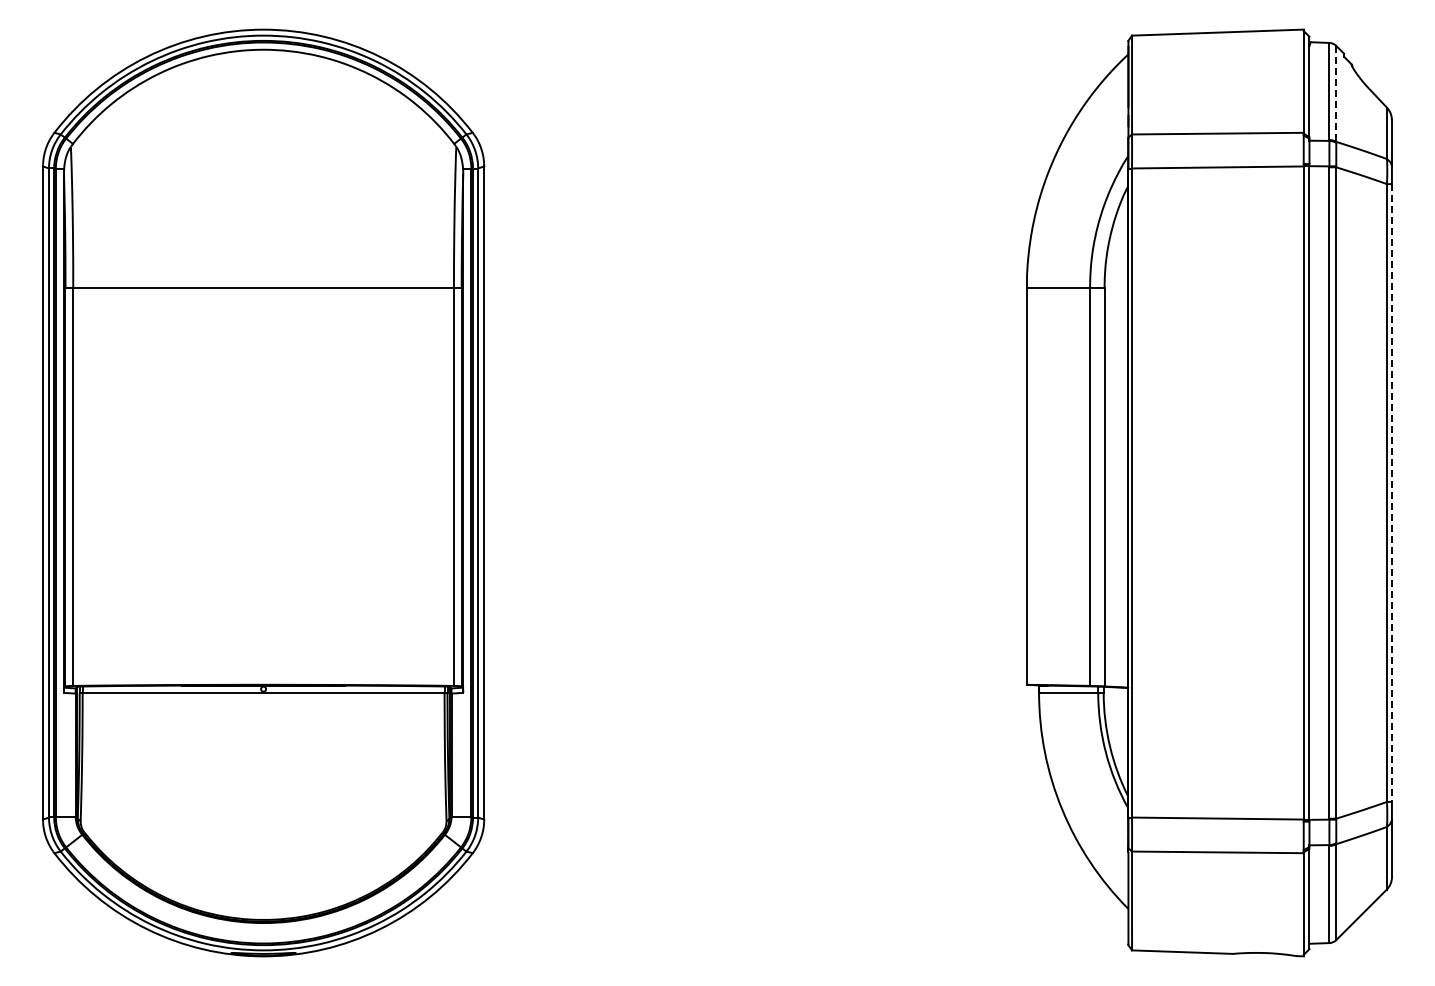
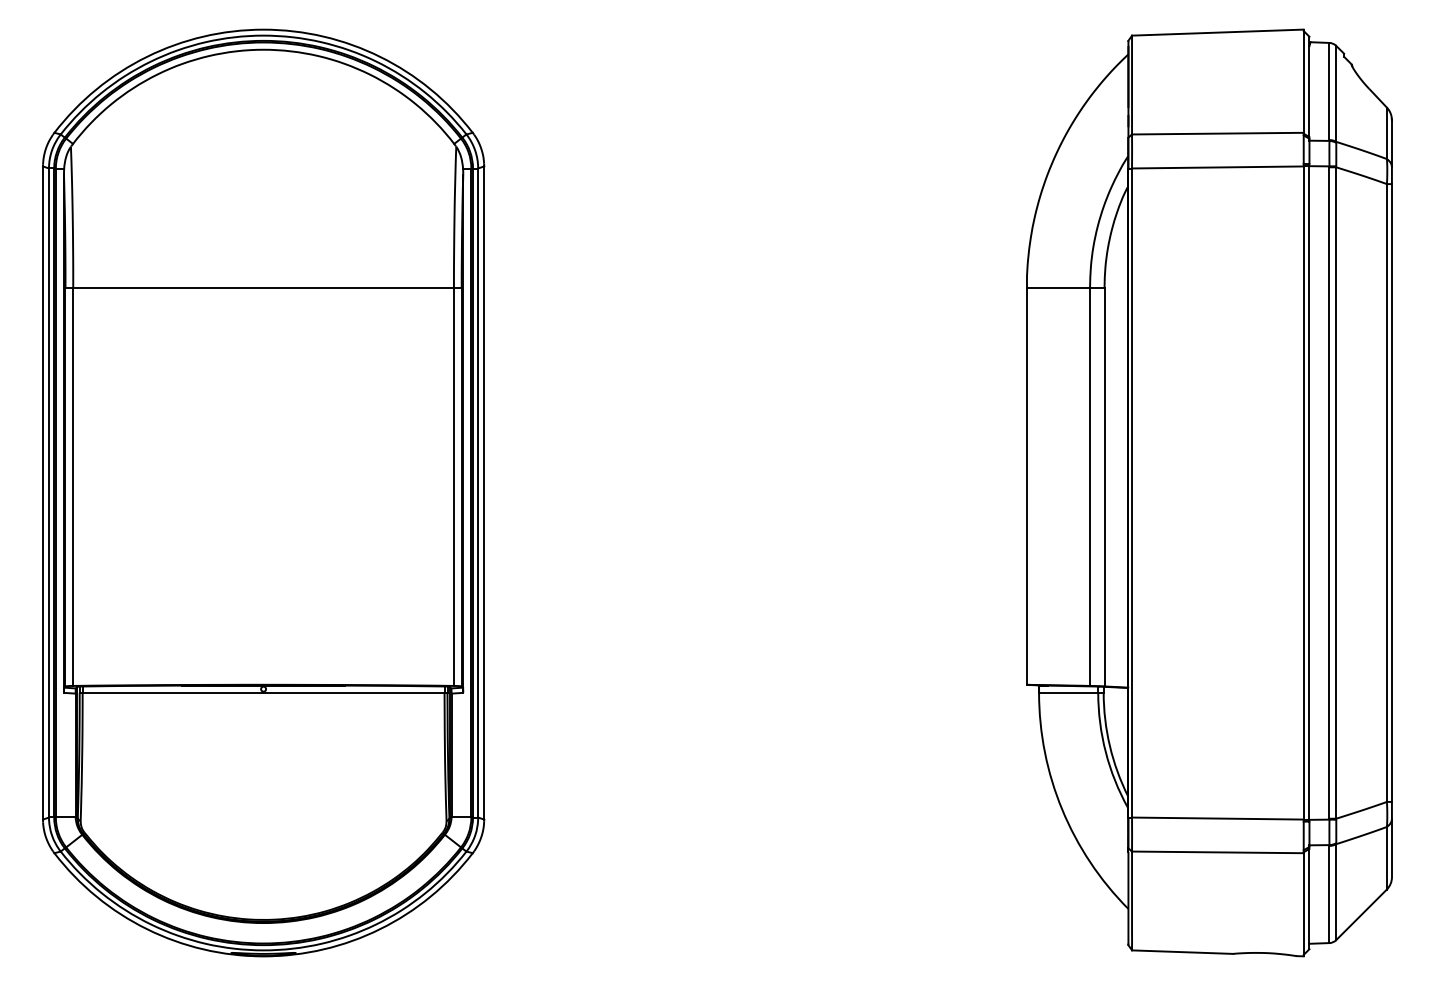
line: dashed -> solid (1336, 93)
line: dashed -> solid (1391, 493)
